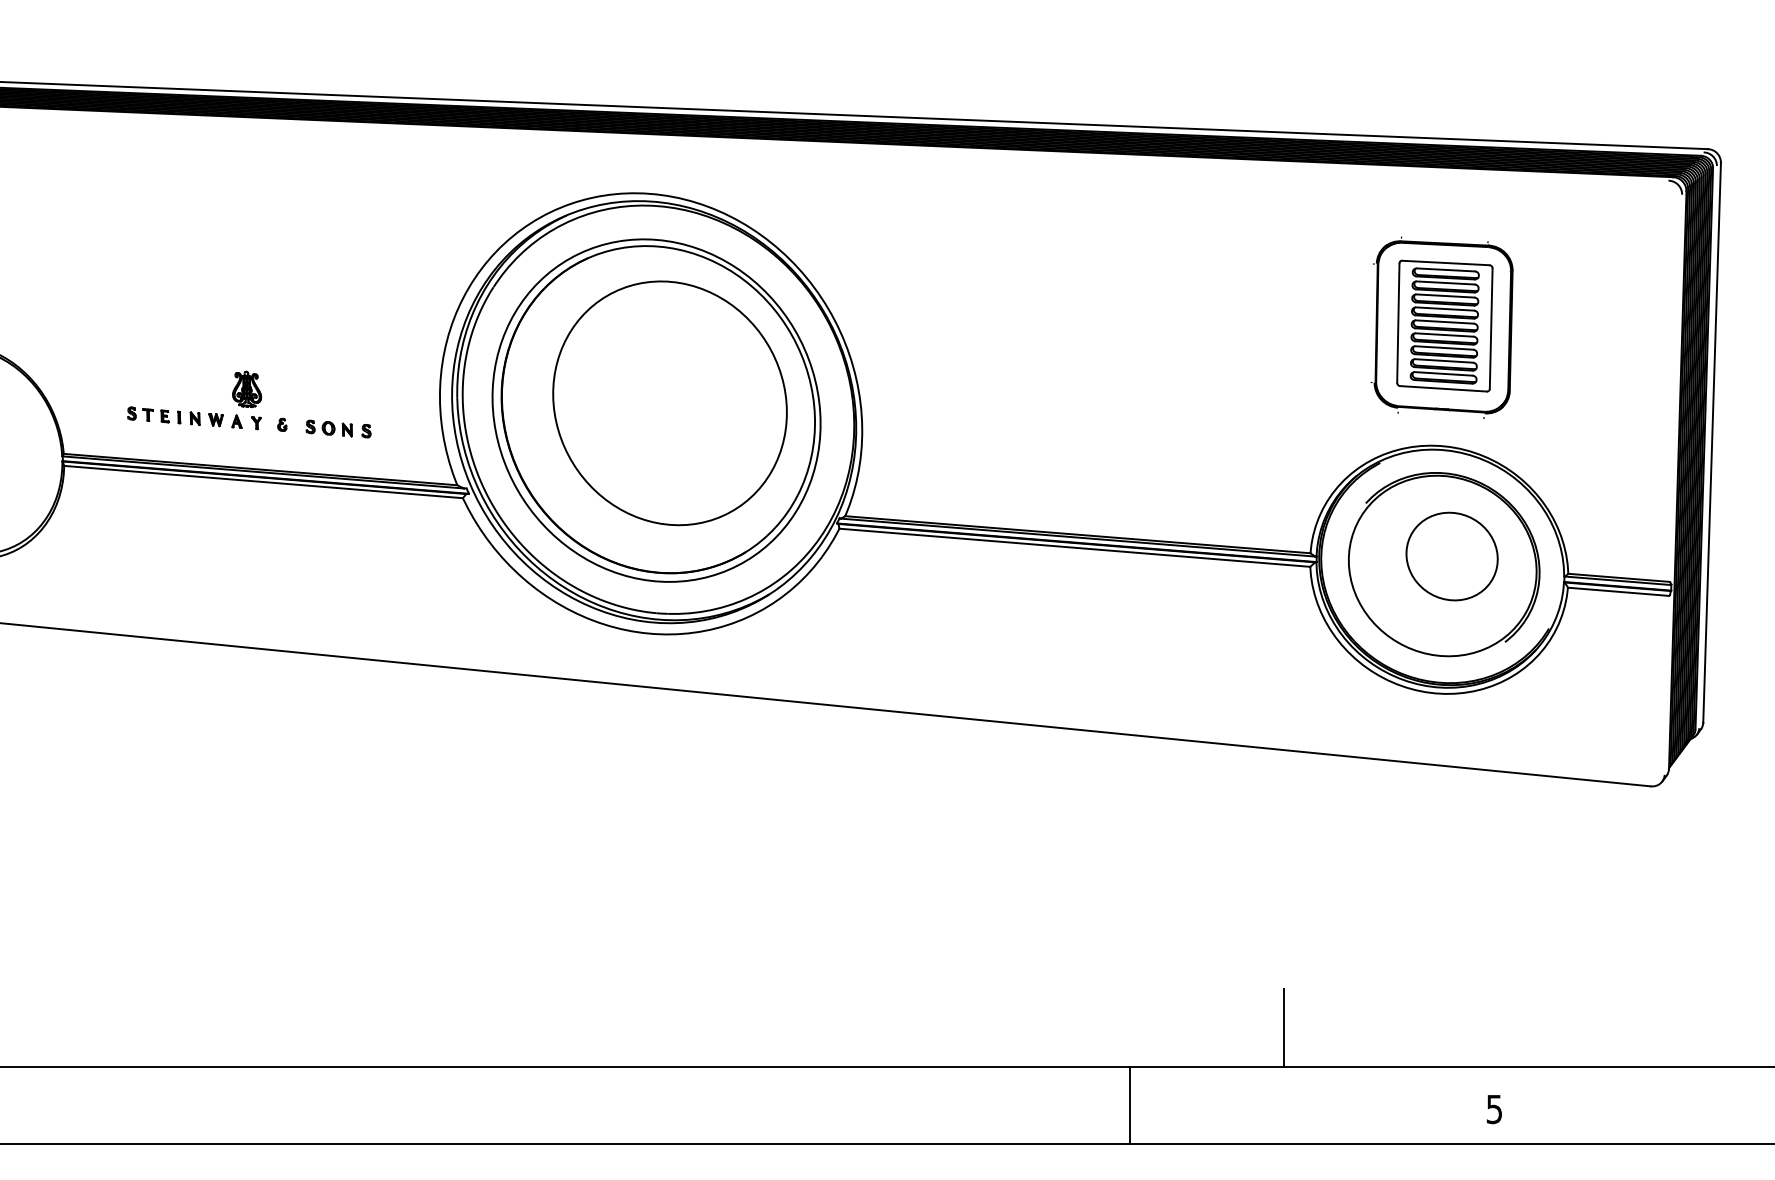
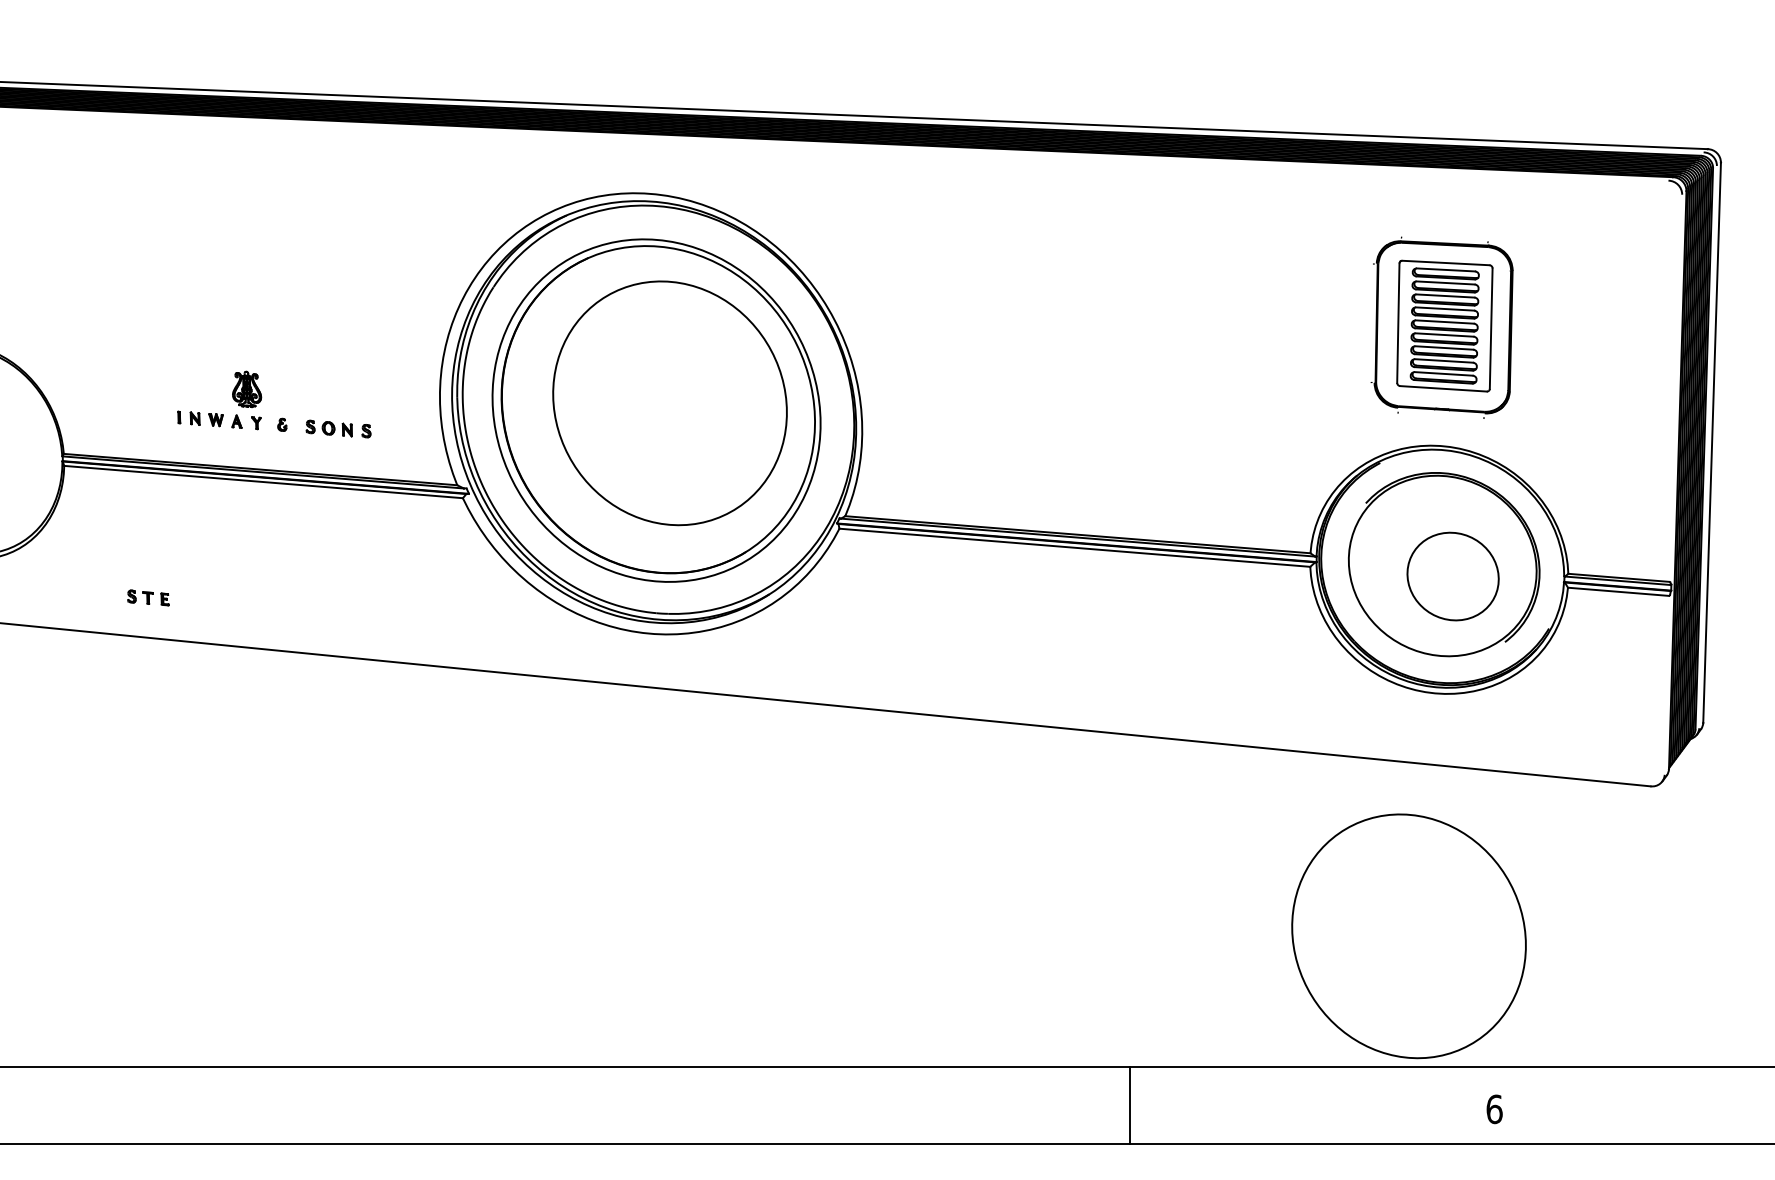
part position: (148, 414) -> (148, 597) (148, 597)
part position: (1451, 556) -> (1452, 576) (1452, 576)
part: none -> present (1408, 936)
line: present -> none (1283, 1027)
text: 5 -> 6 (1494, 1109)
